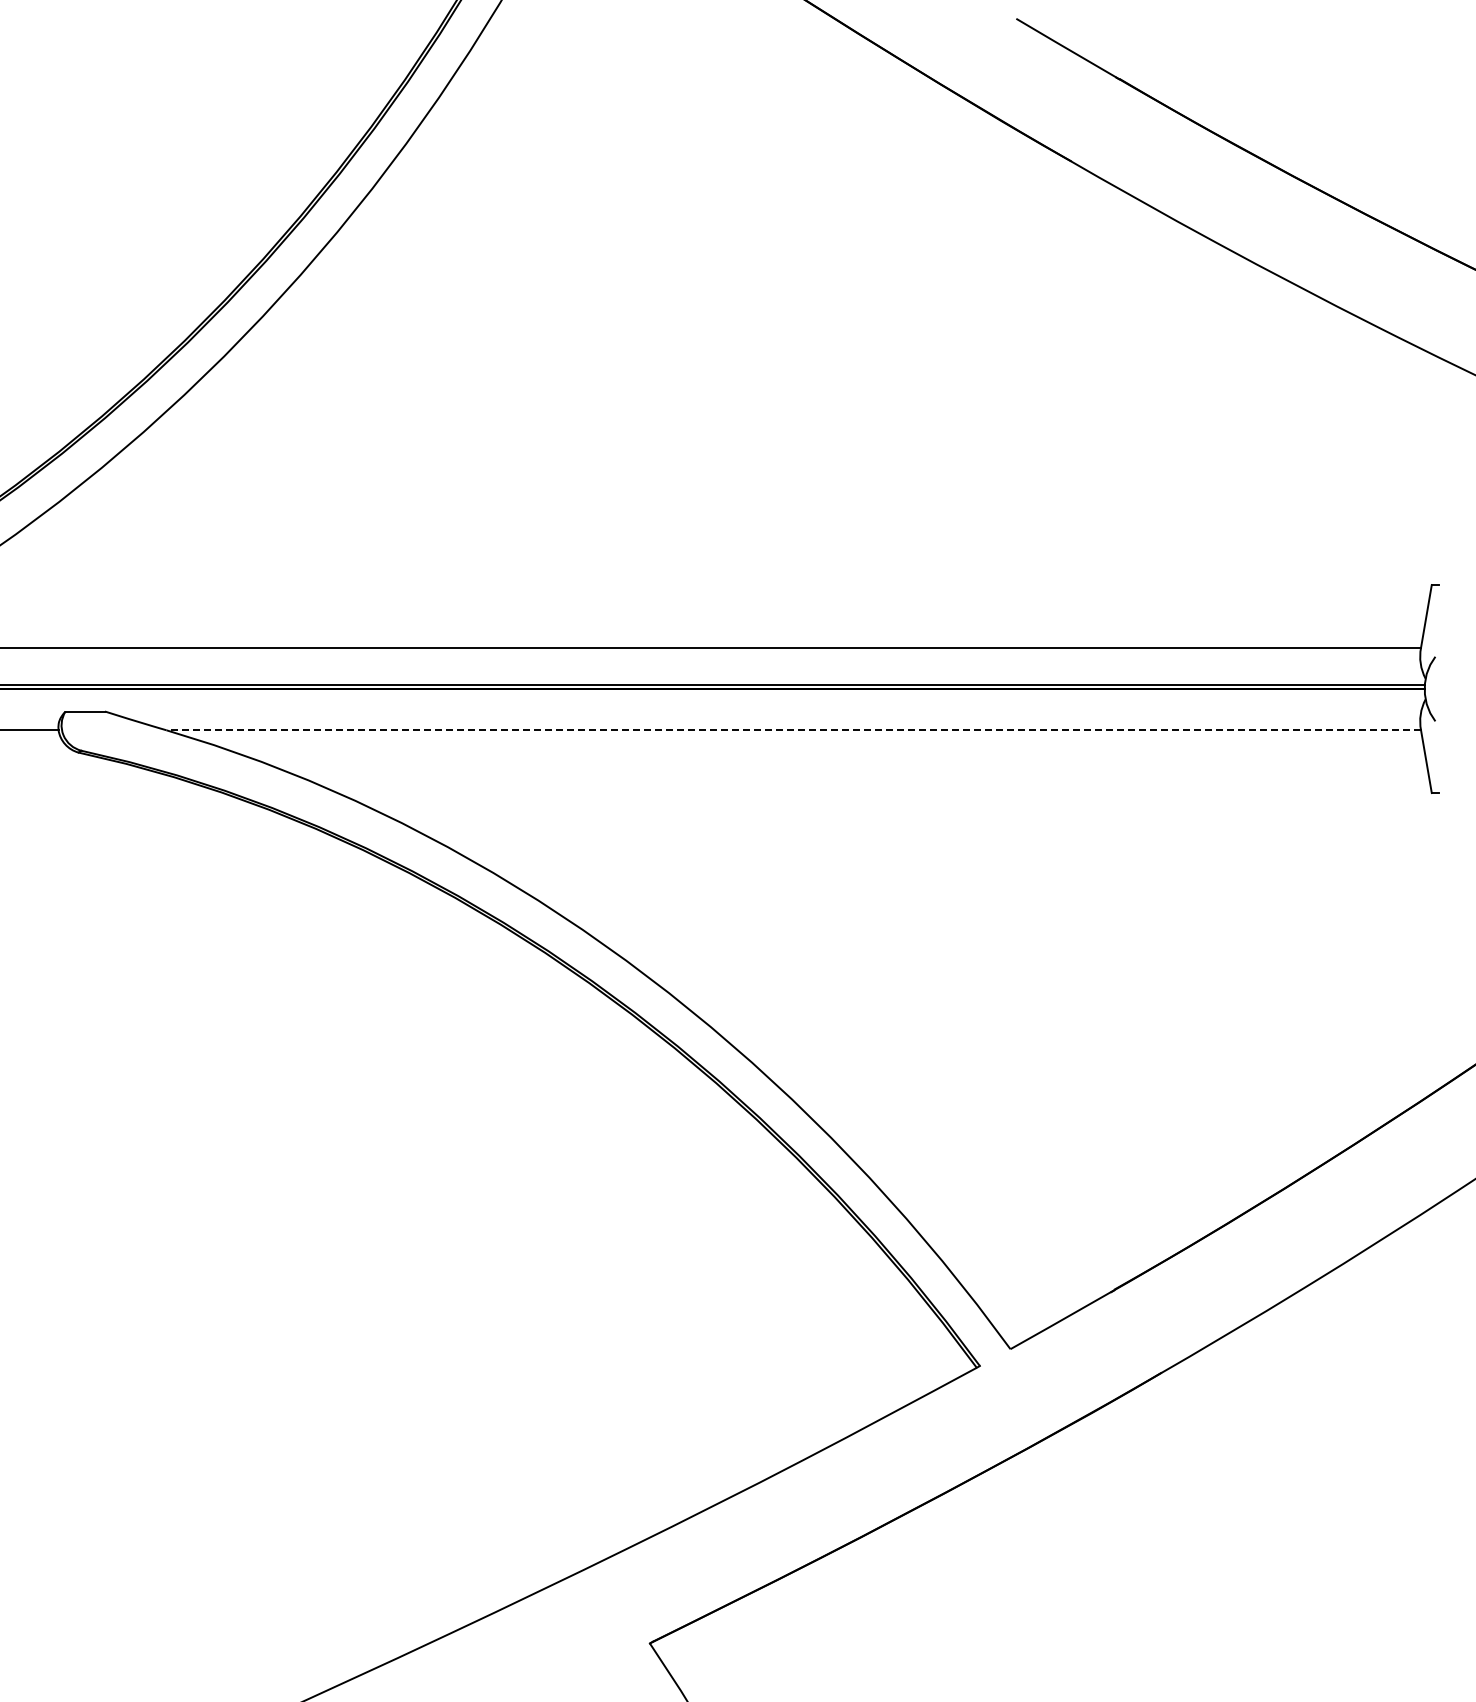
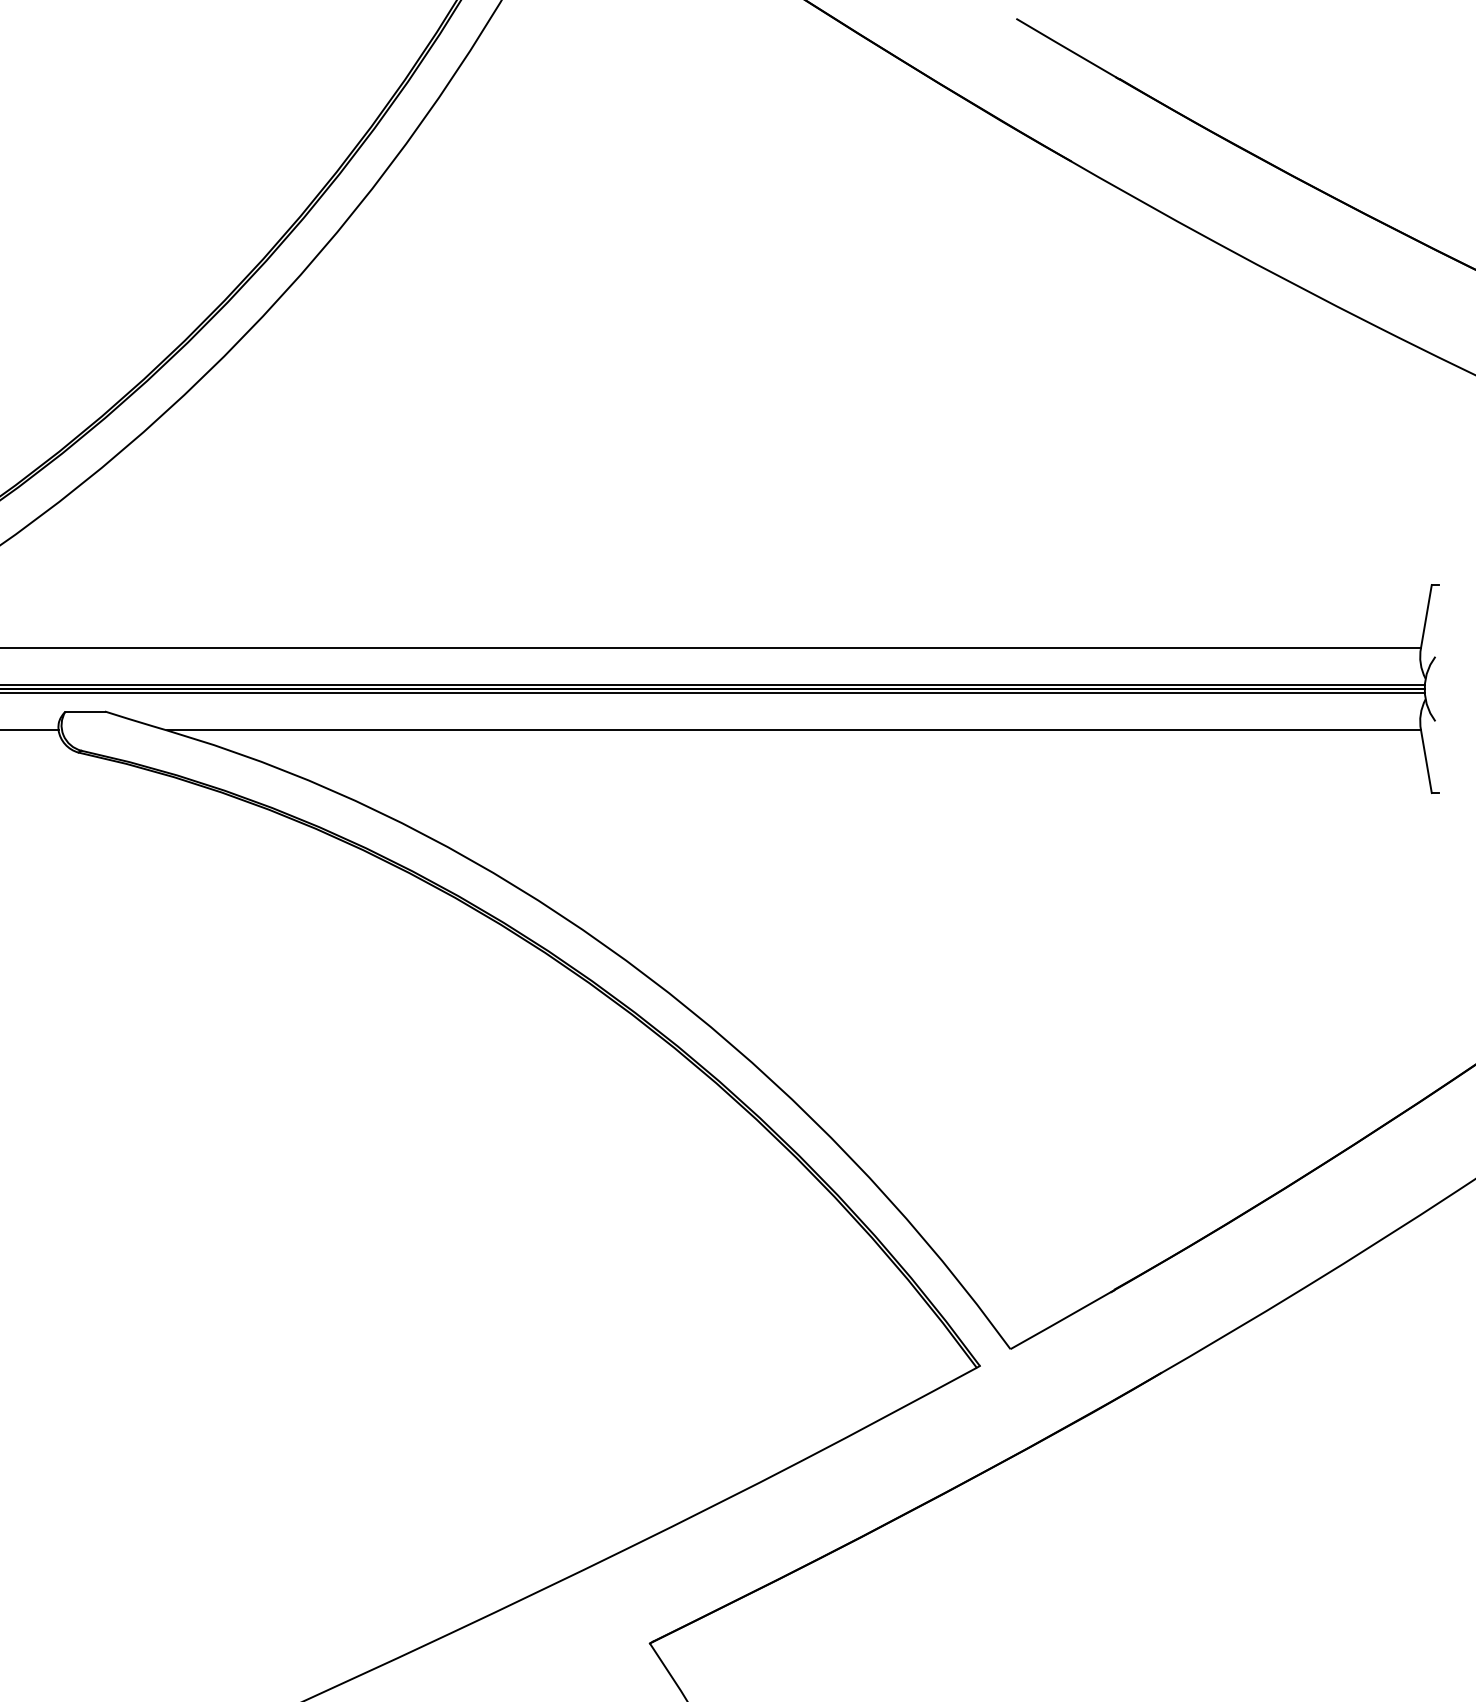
line: none -> present (713, 693)
line: dashed -> solid (793, 730)
